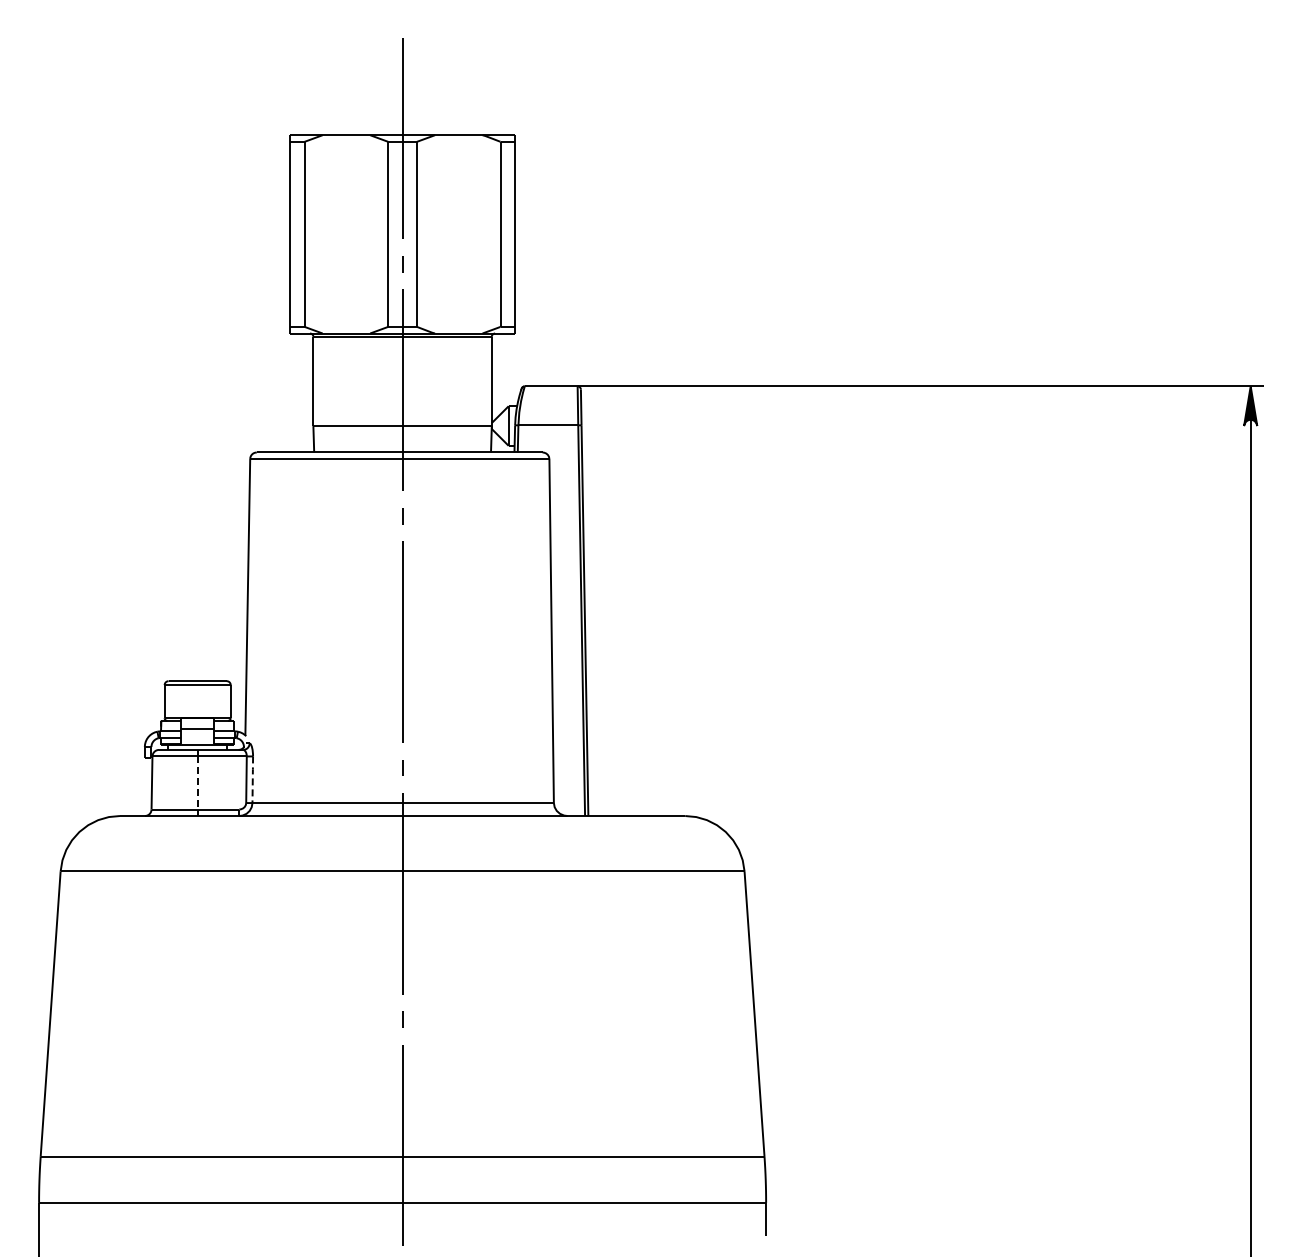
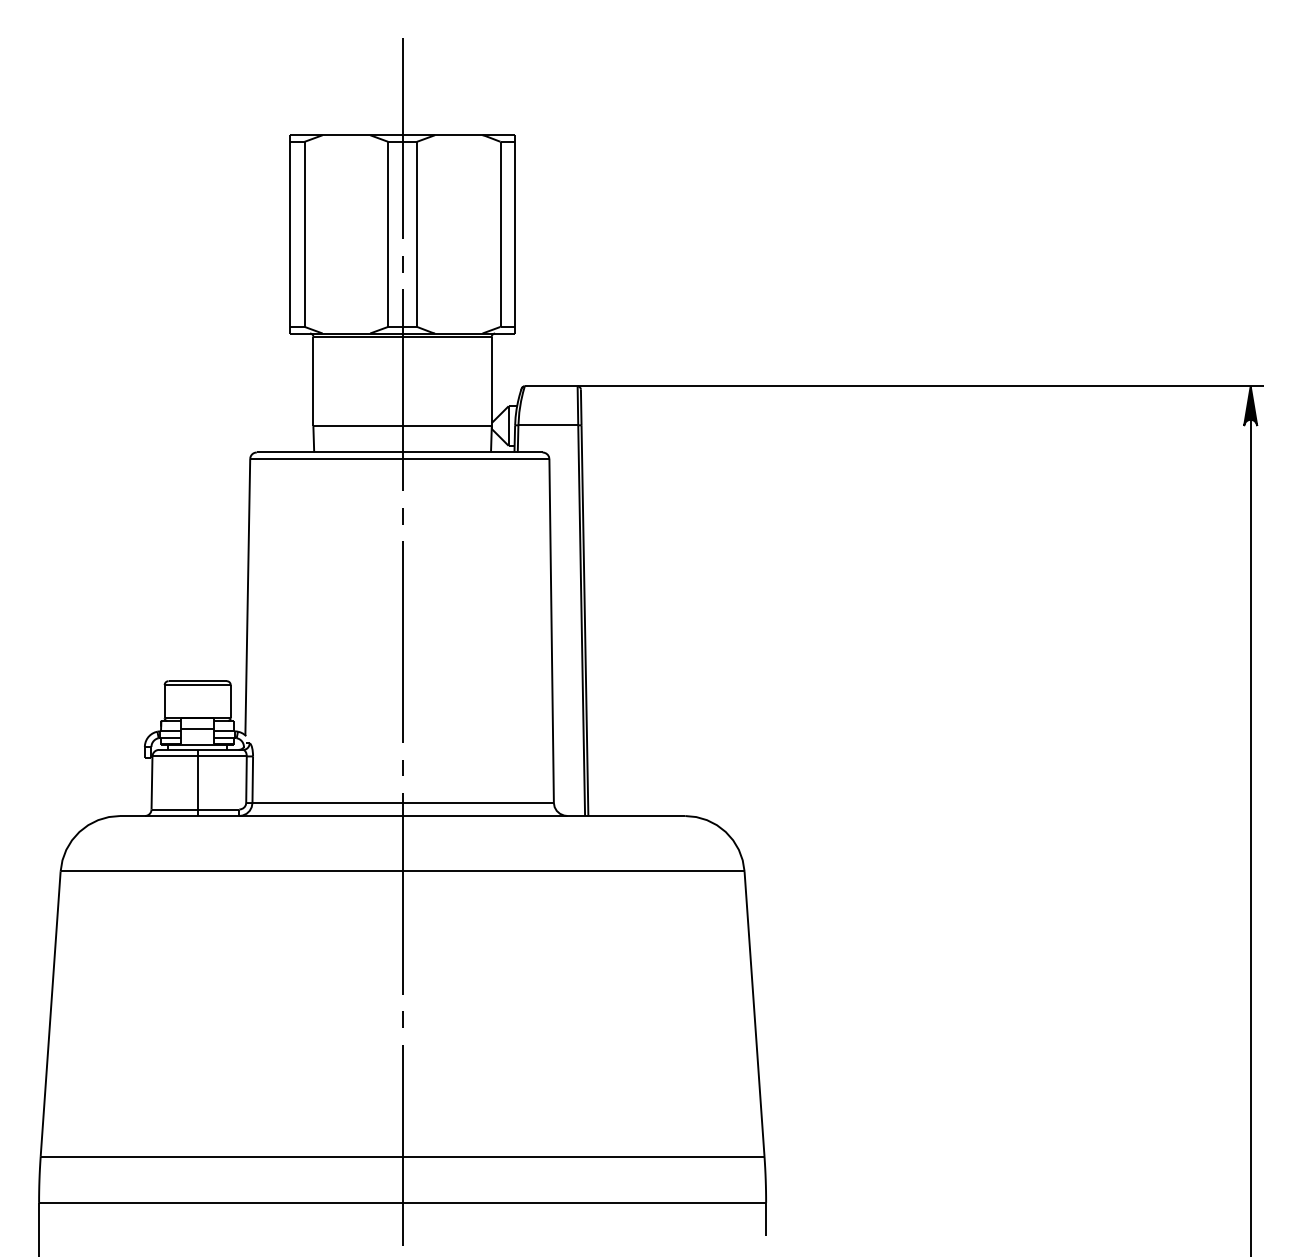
line: dashed -> solid (252, 779)
line: dashed -> solid (197, 782)
